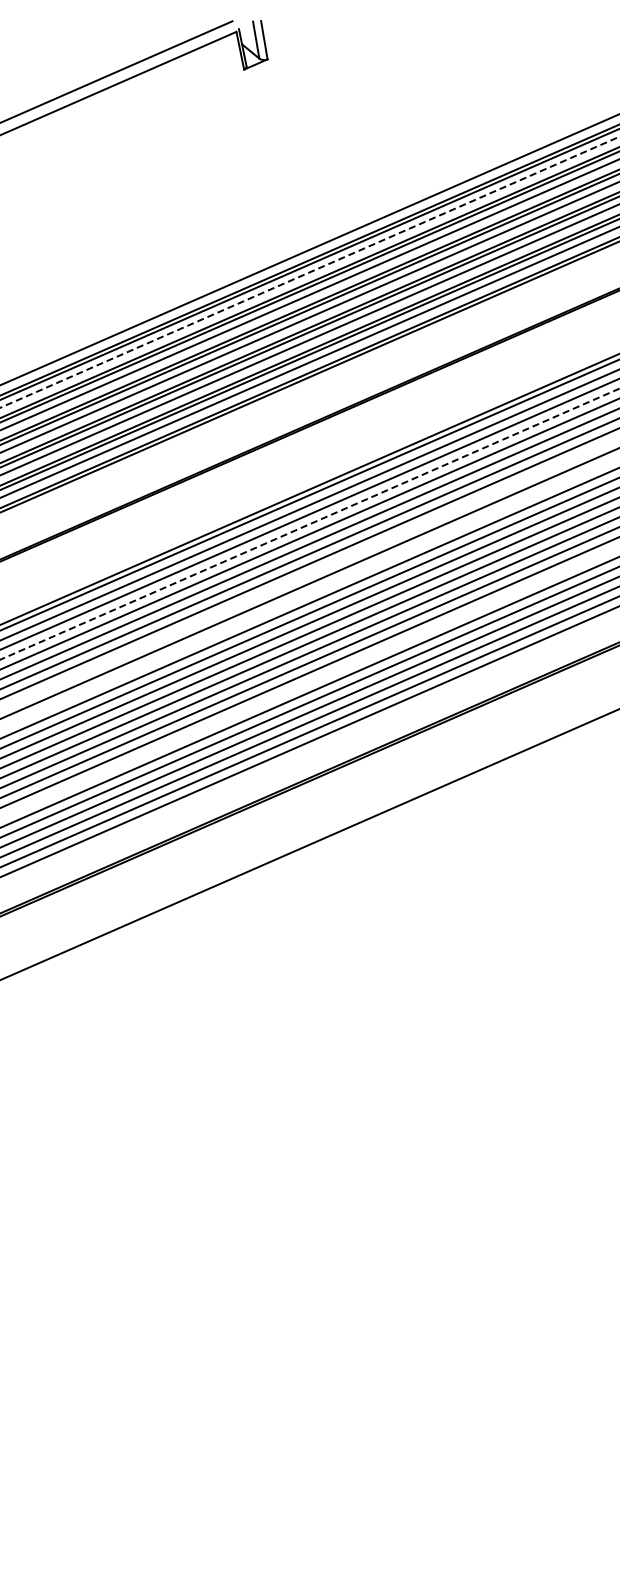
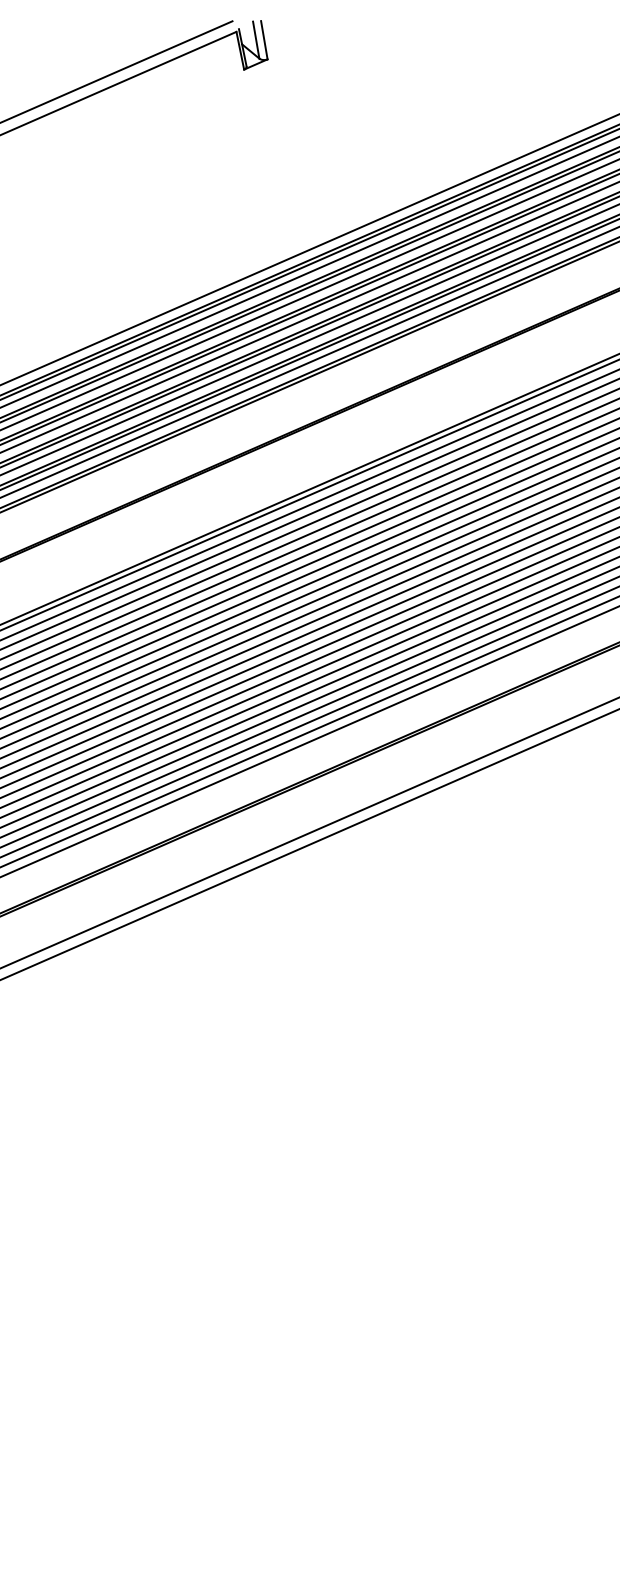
line: dashed -> solid (309, 272)
line: dashed -> solid (310, 524)
line: none -> present (309, 573)
line: none -> present (309, 593)
line: none -> present (309, 682)
line: none -> present (309, 832)
